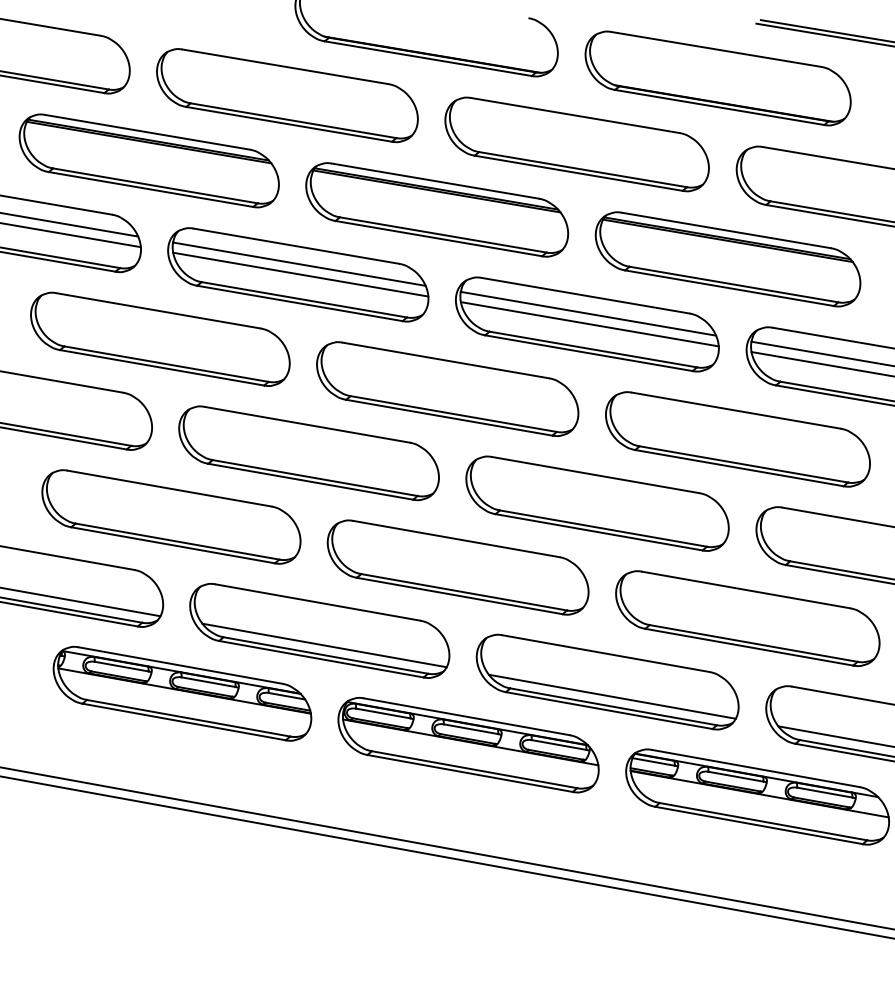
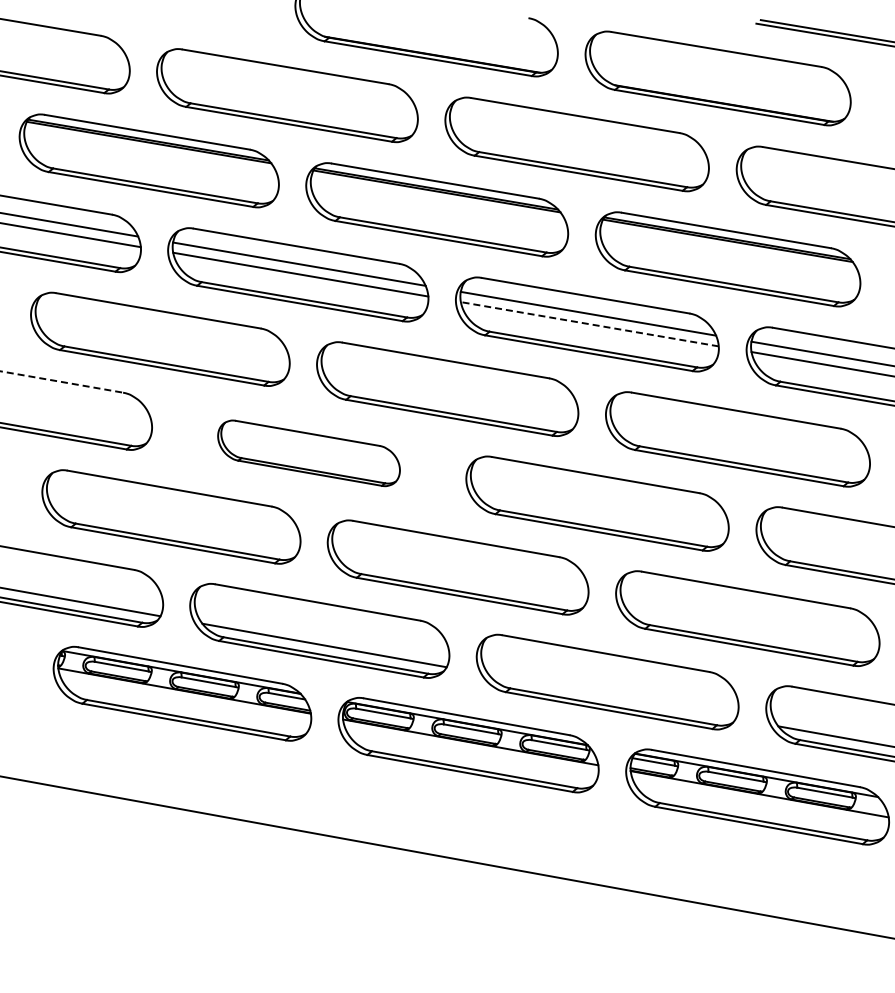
line: solid -> dashed (589, 324)
line: solid -> dashed (62, 382)
part size: 262x97 px -> 184x69 px (308, 453)
line: present -> none (611, 696)
line: present -> none (446, 848)
